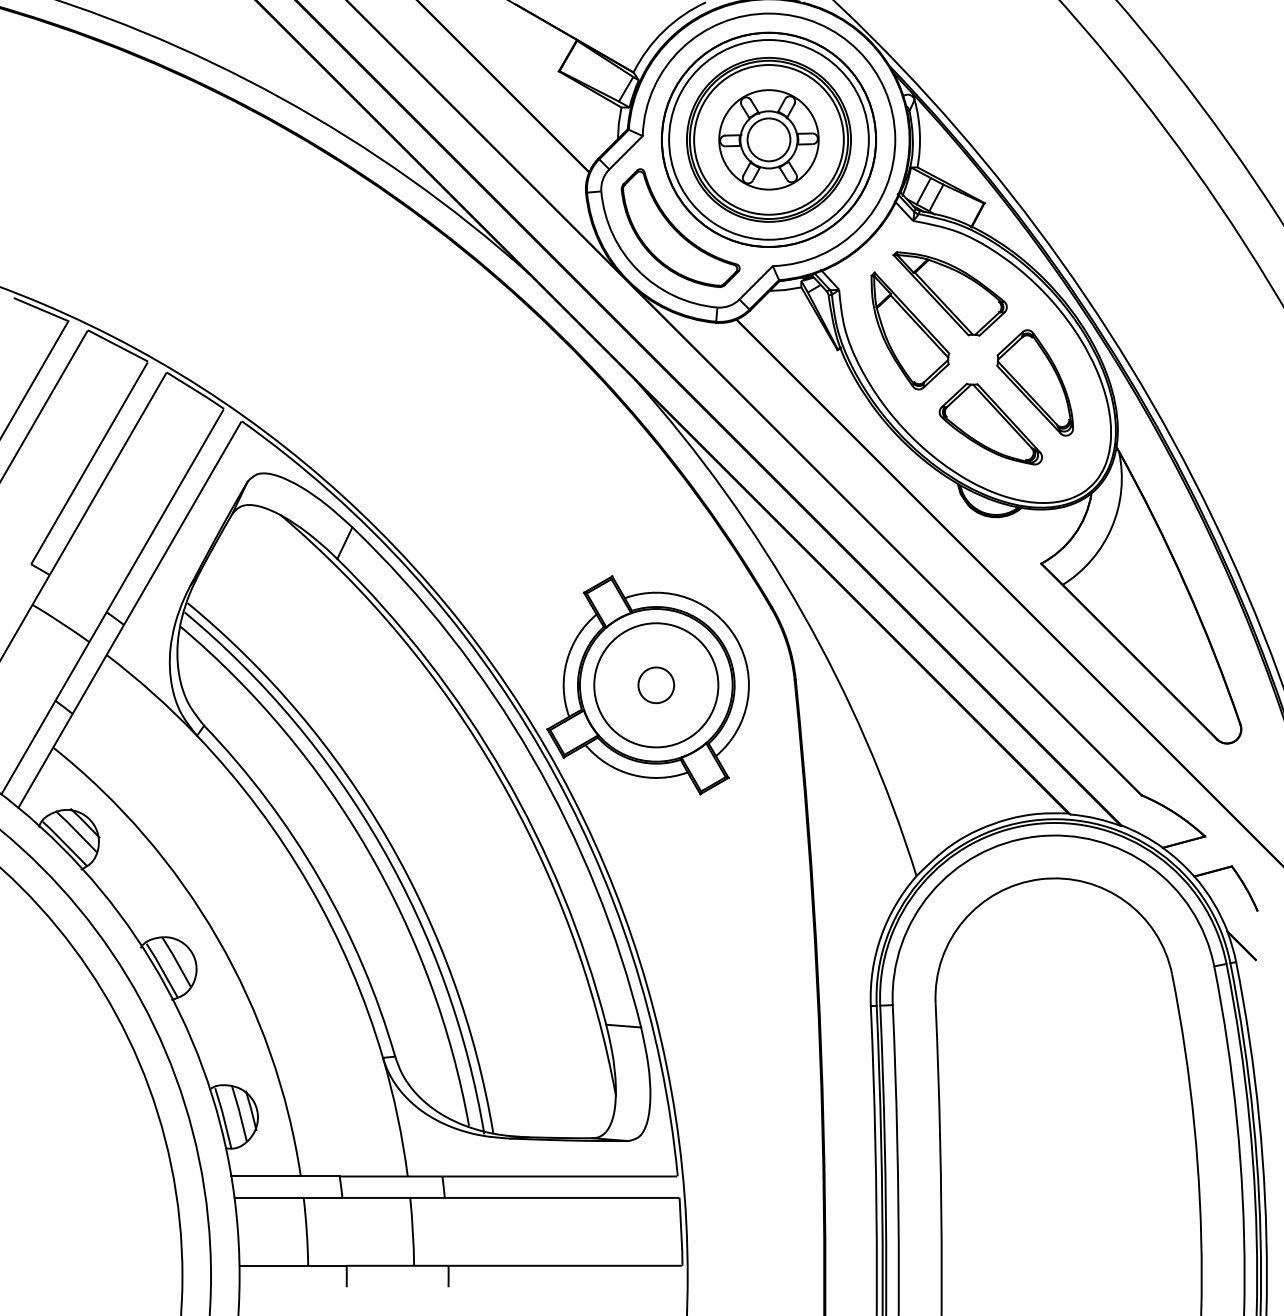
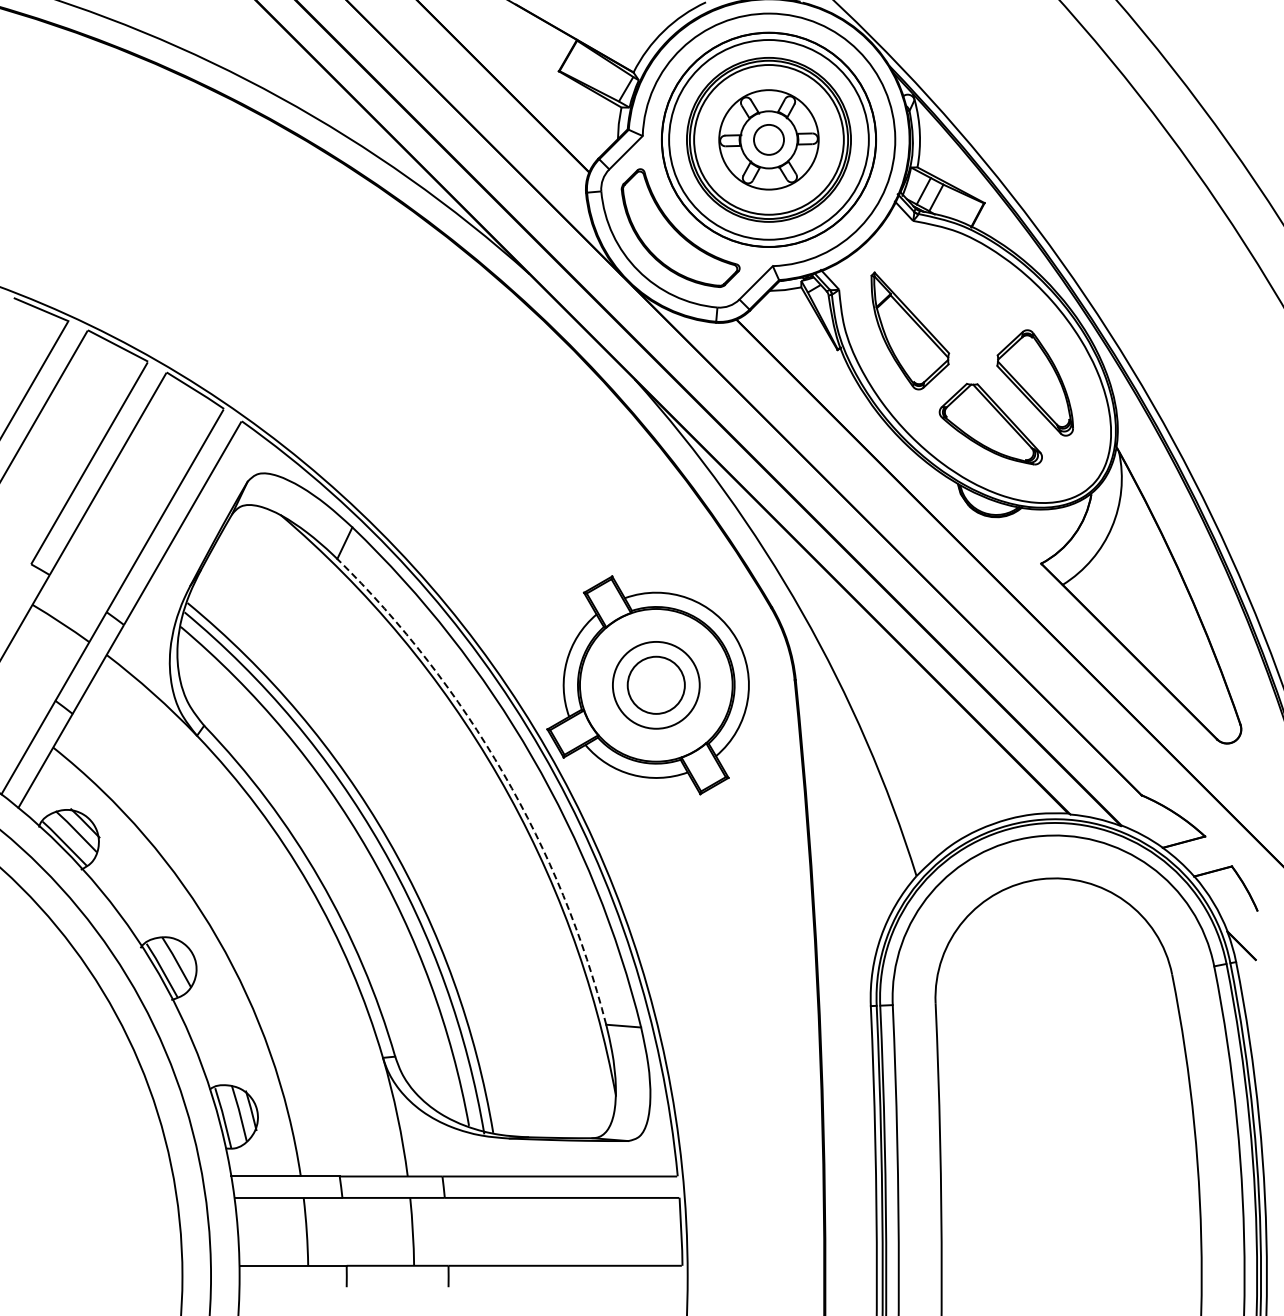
circle diameter: 43 px -> 30 px (768, 139)
part: present -> none (949, 293)
circle diameter: 124 px -> 87 px (655, 684)
circle diameter: 36 px -> 57 px (655, 684)
arc: solid -> dashed (503, 773)
